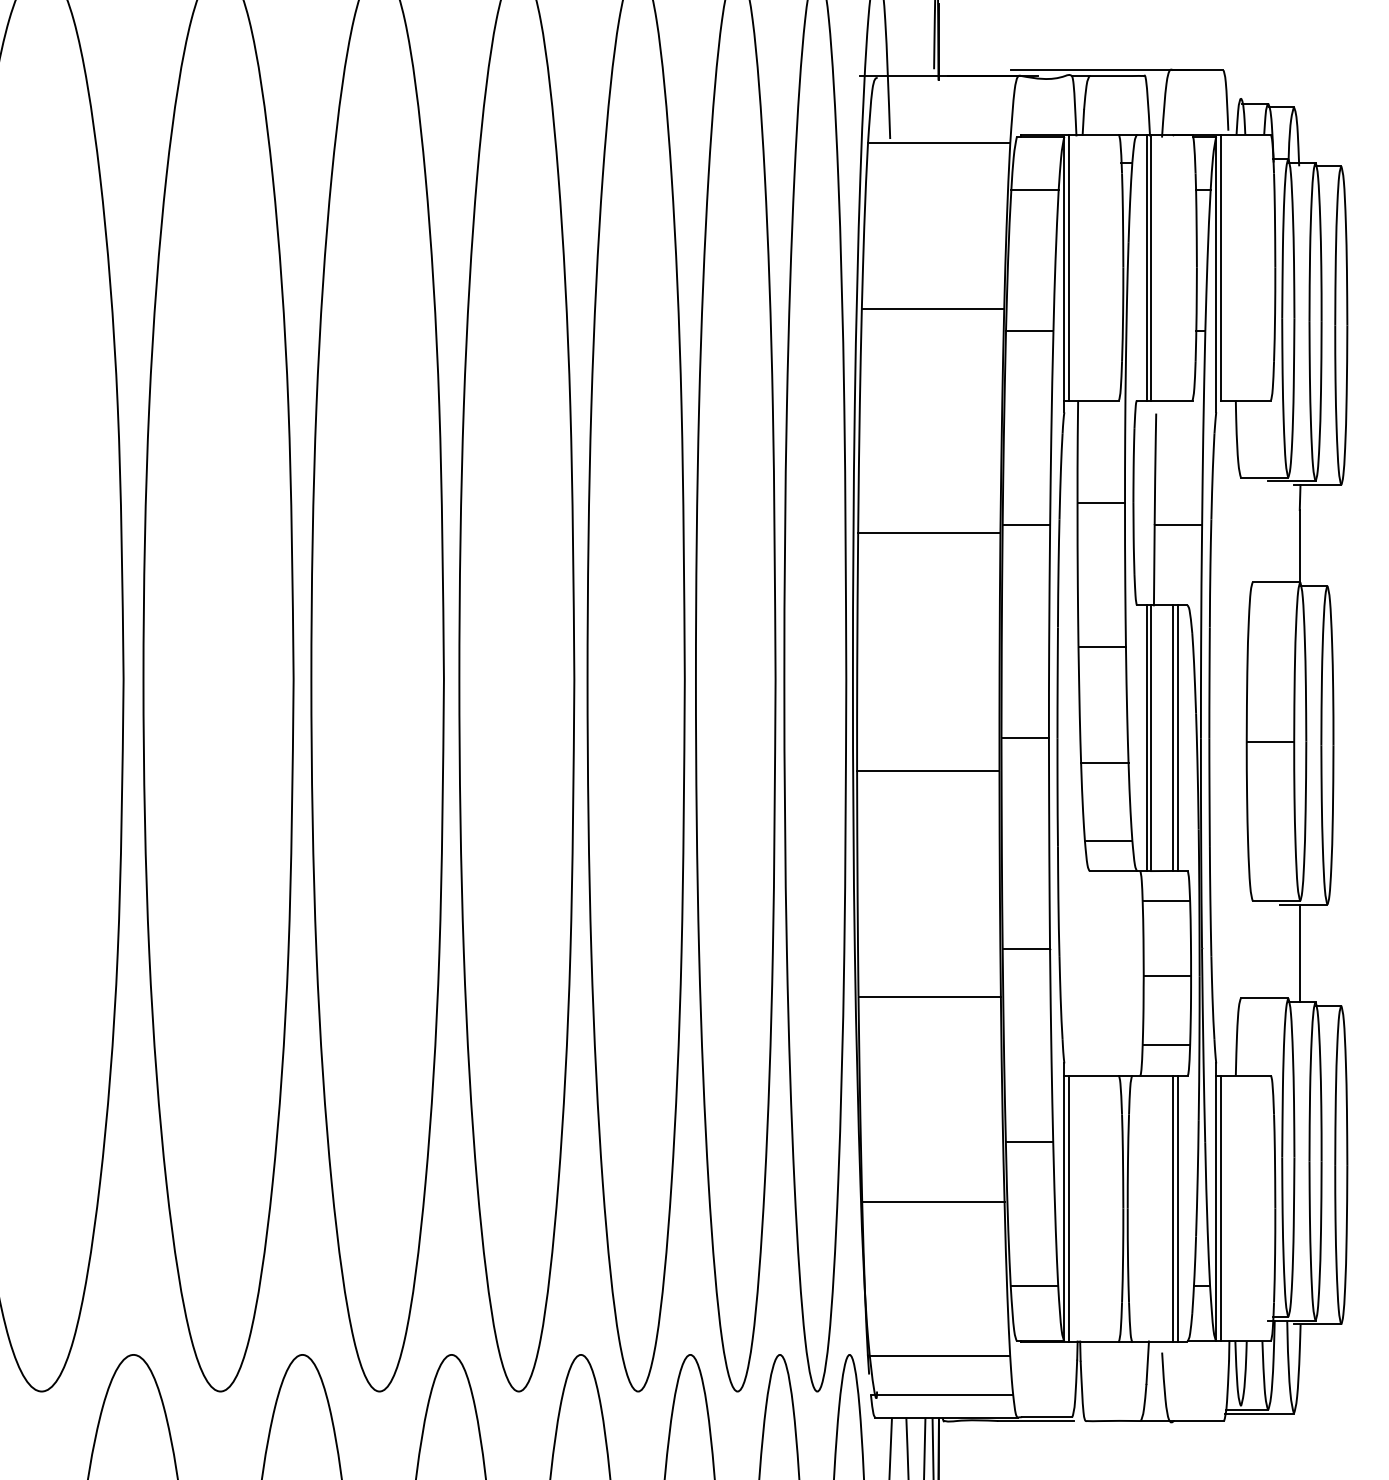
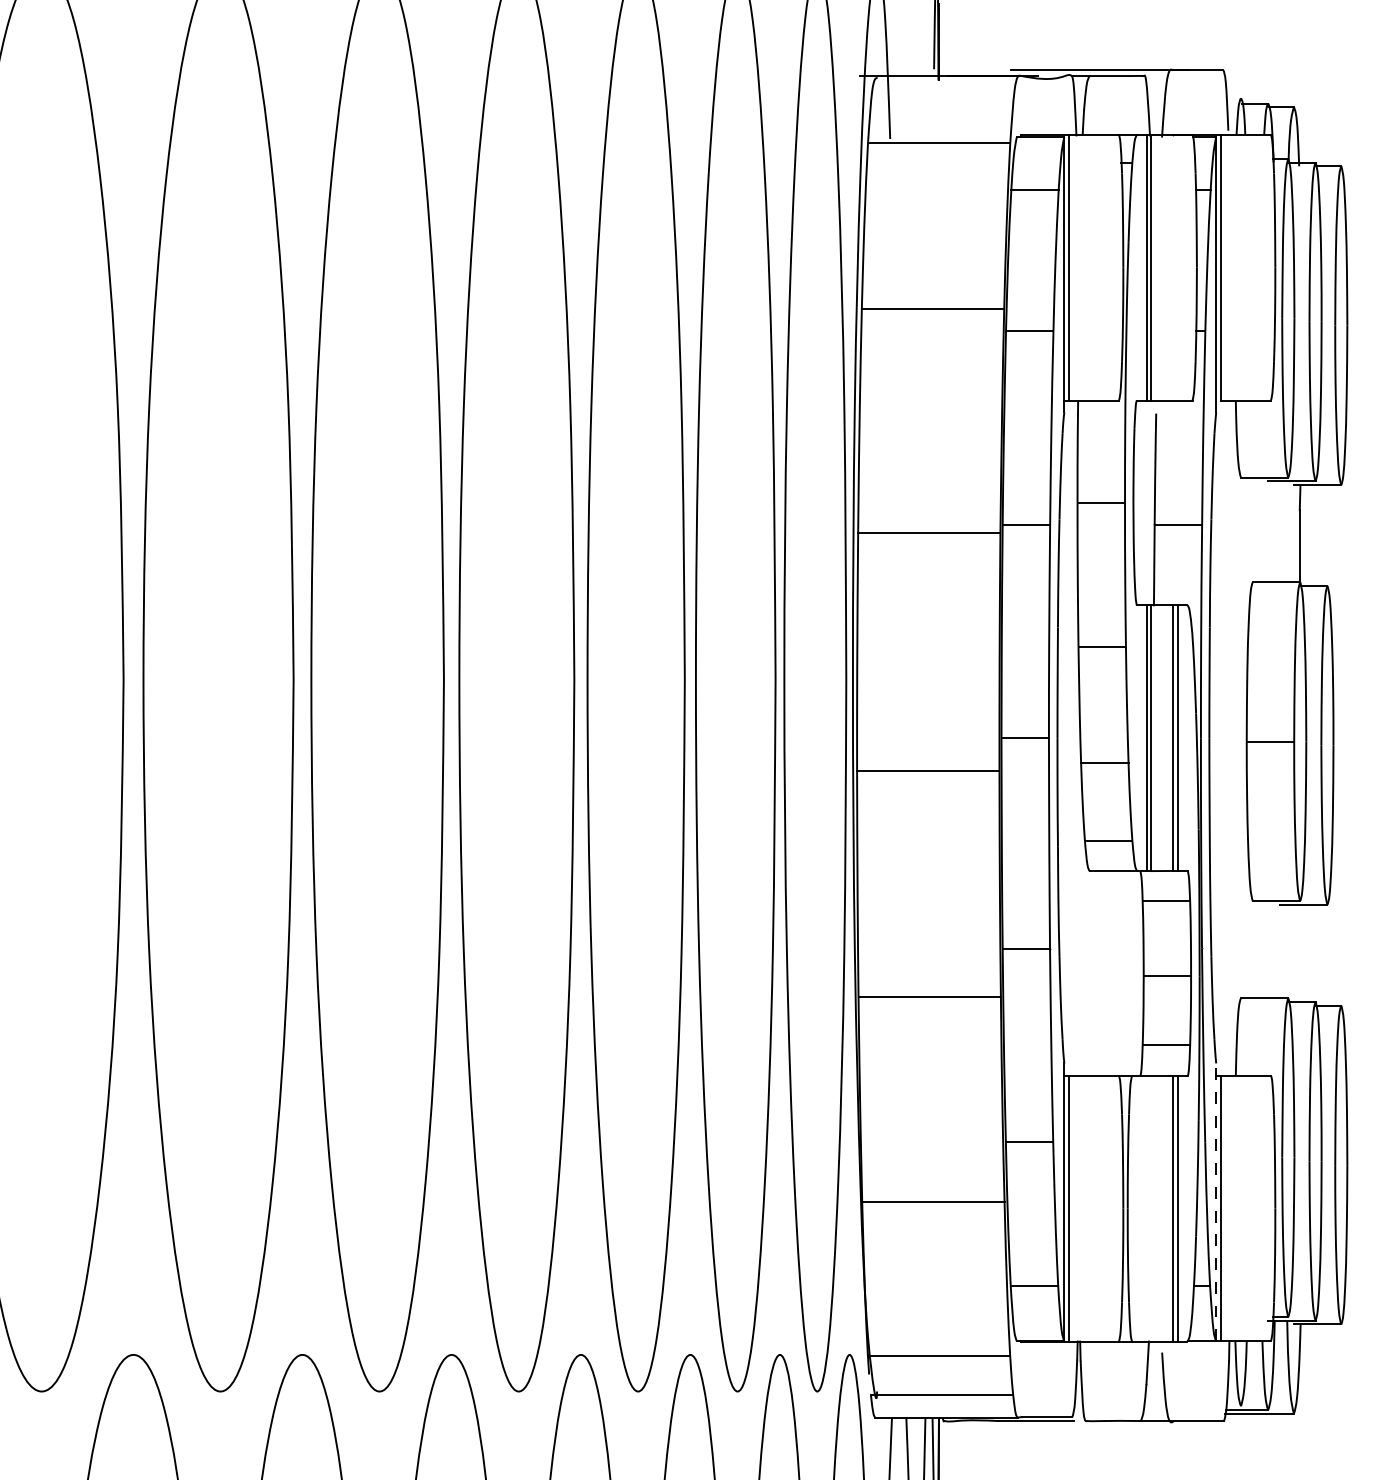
line: present -> none (1299, 952)
line: solid -> dashed (1216, 1202)
